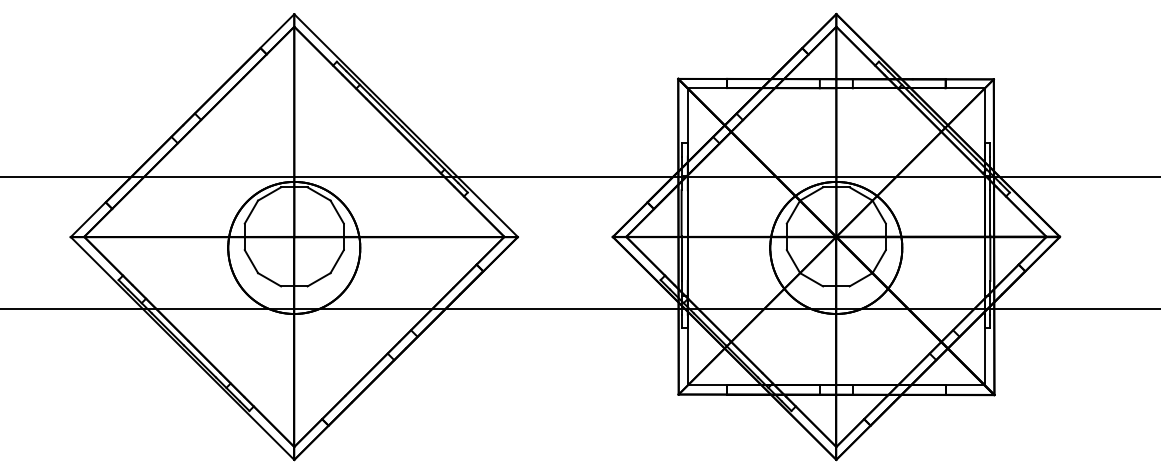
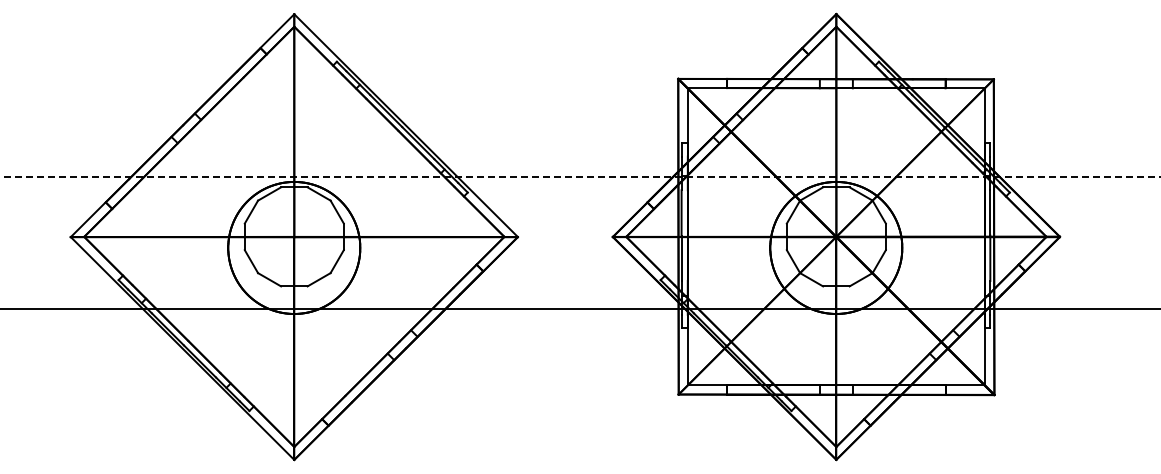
line: solid -> dashed (580, 176)
